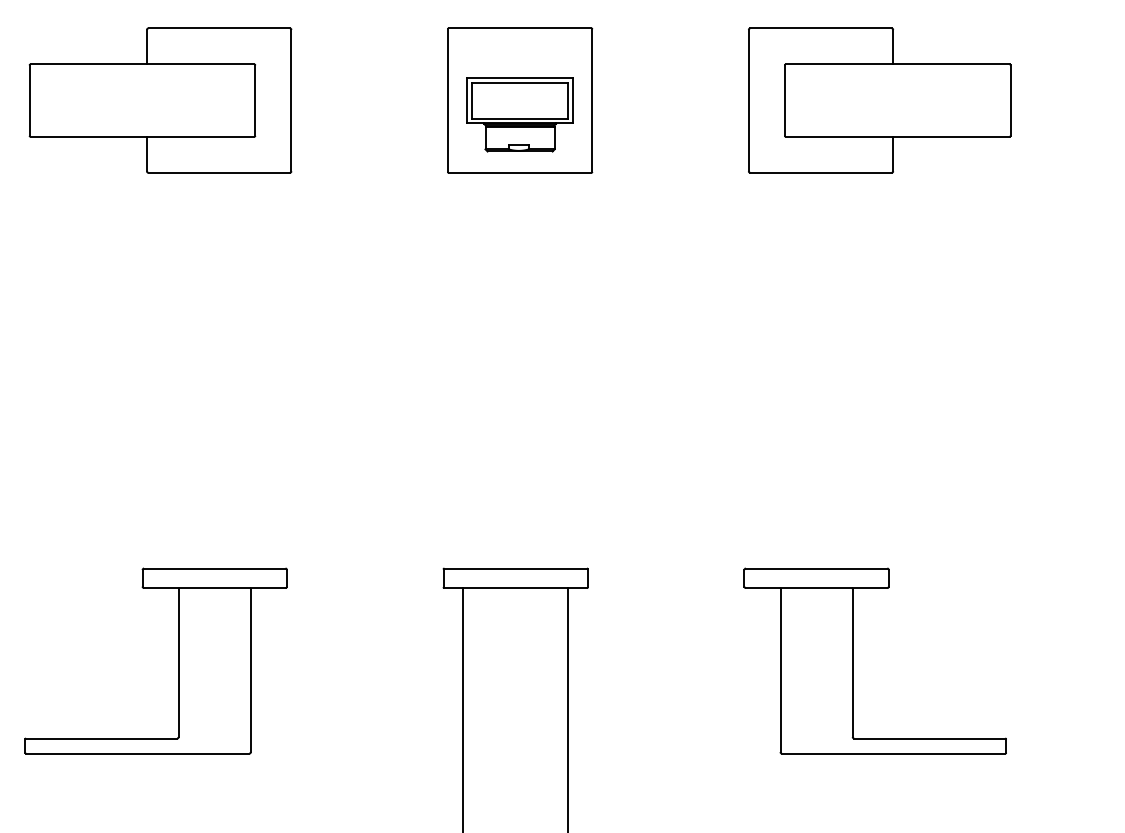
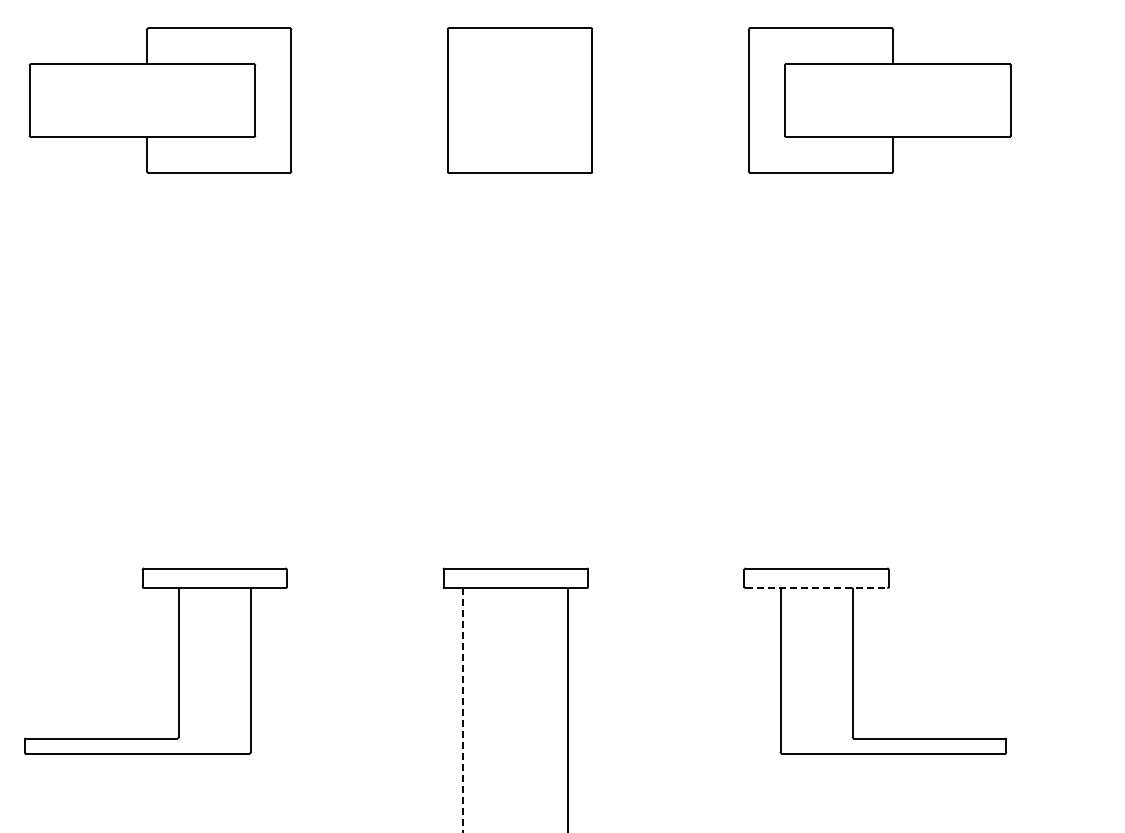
part: present -> none (519, 114)
line: solid -> dashed (816, 588)
line: solid -> dashed (463, 710)
